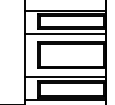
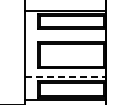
line: present -> none (64, 33)
line: solid -> dashed (65, 76)
